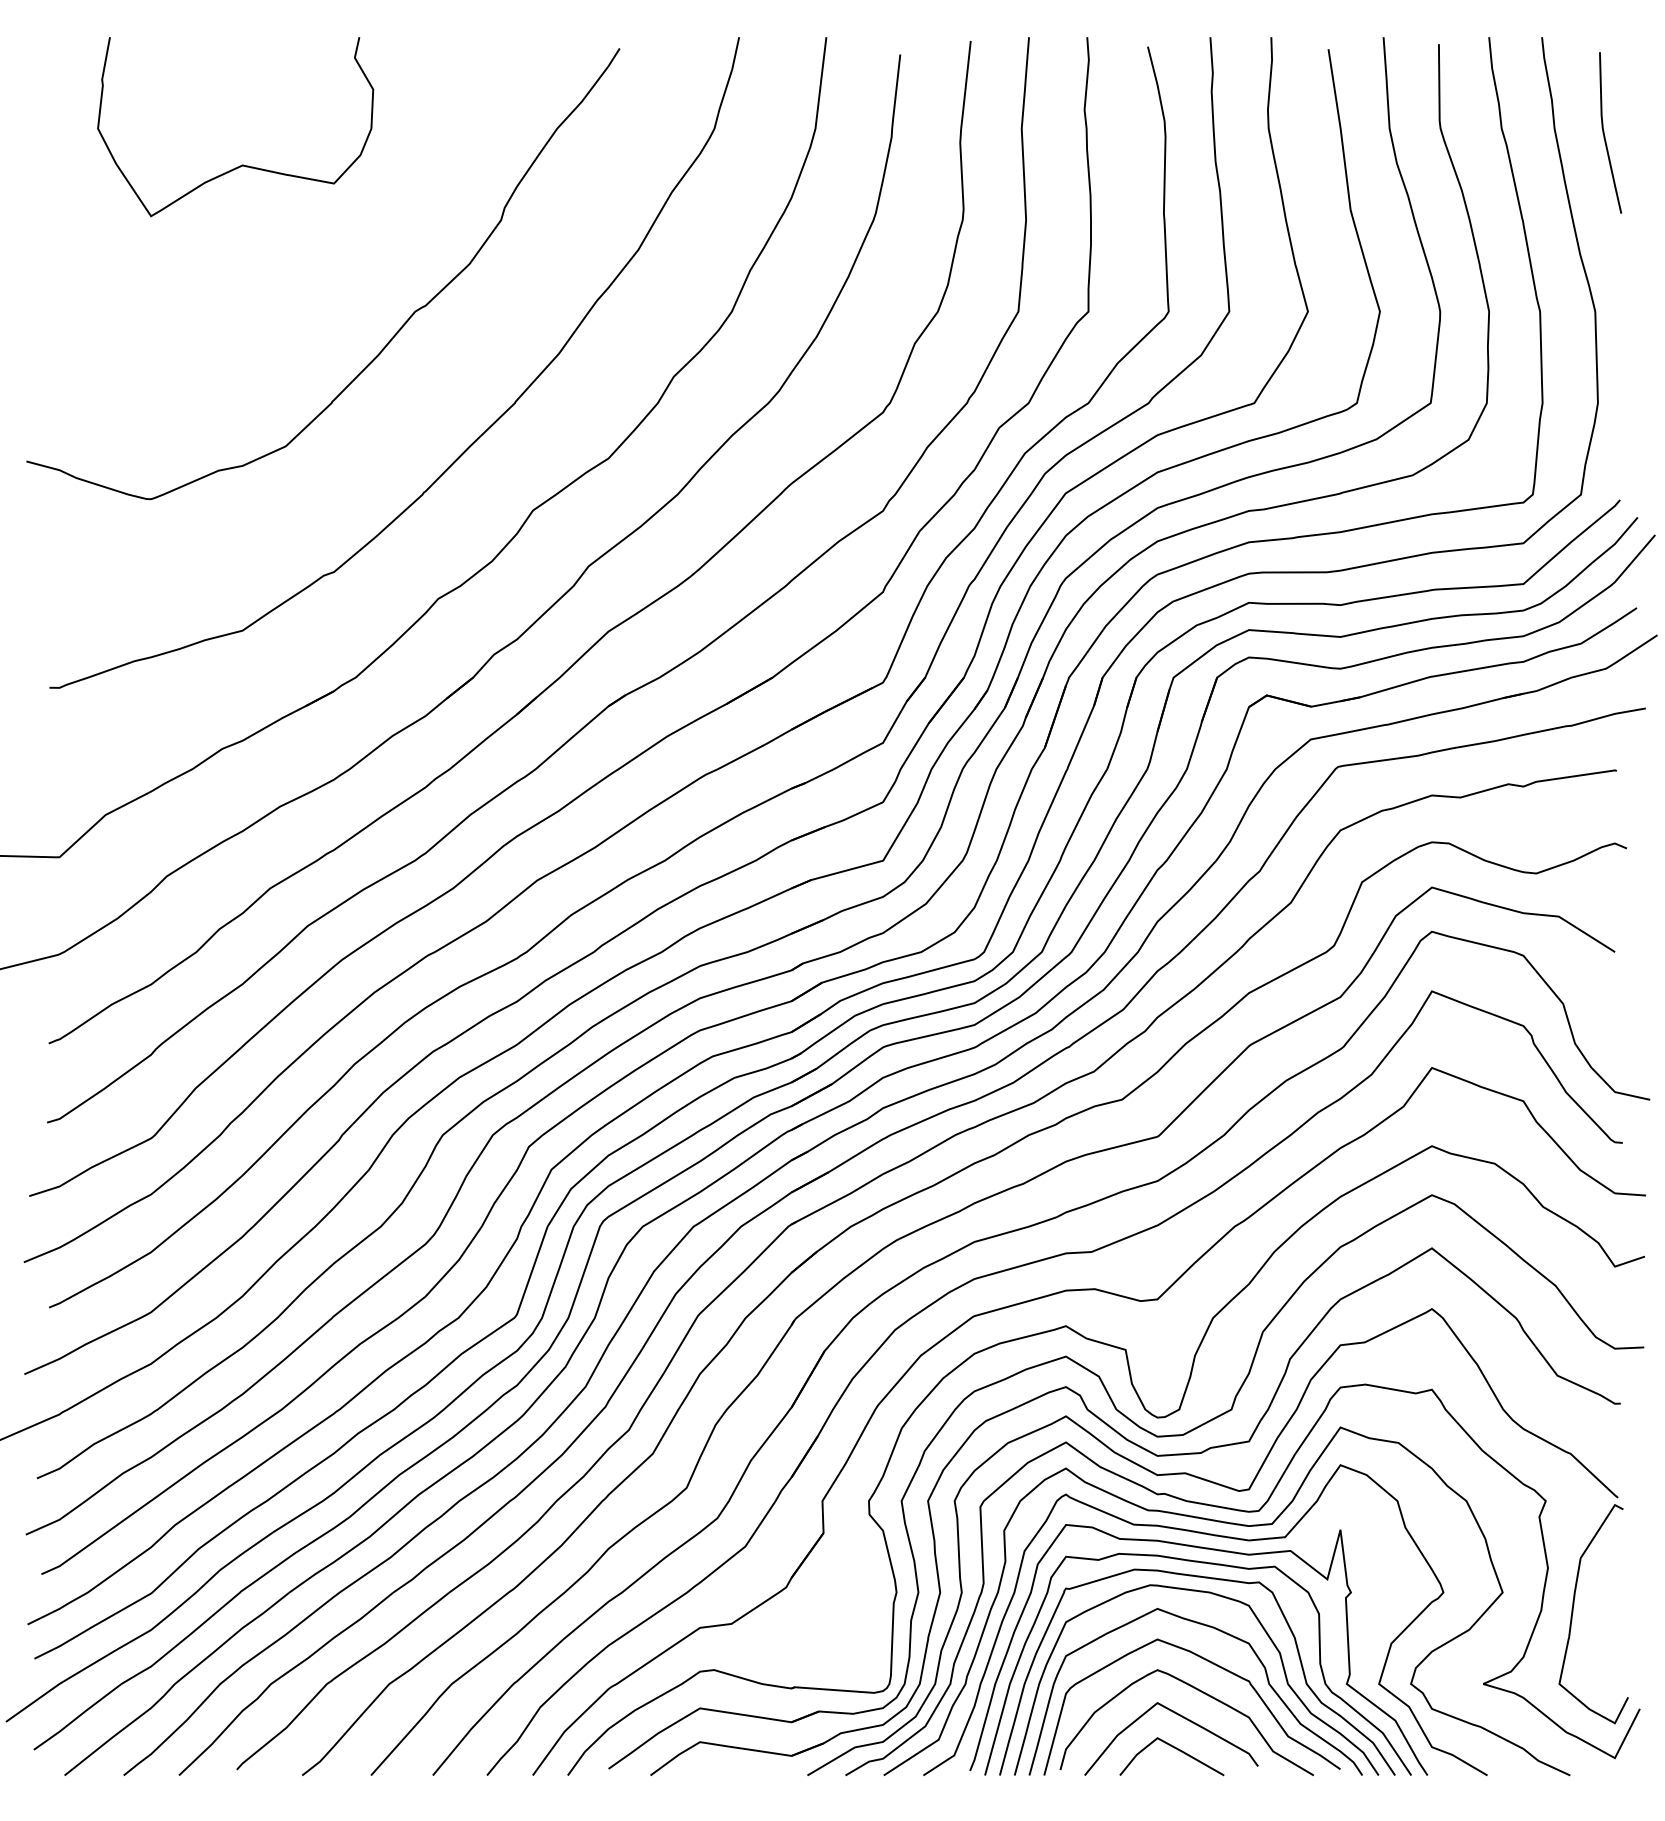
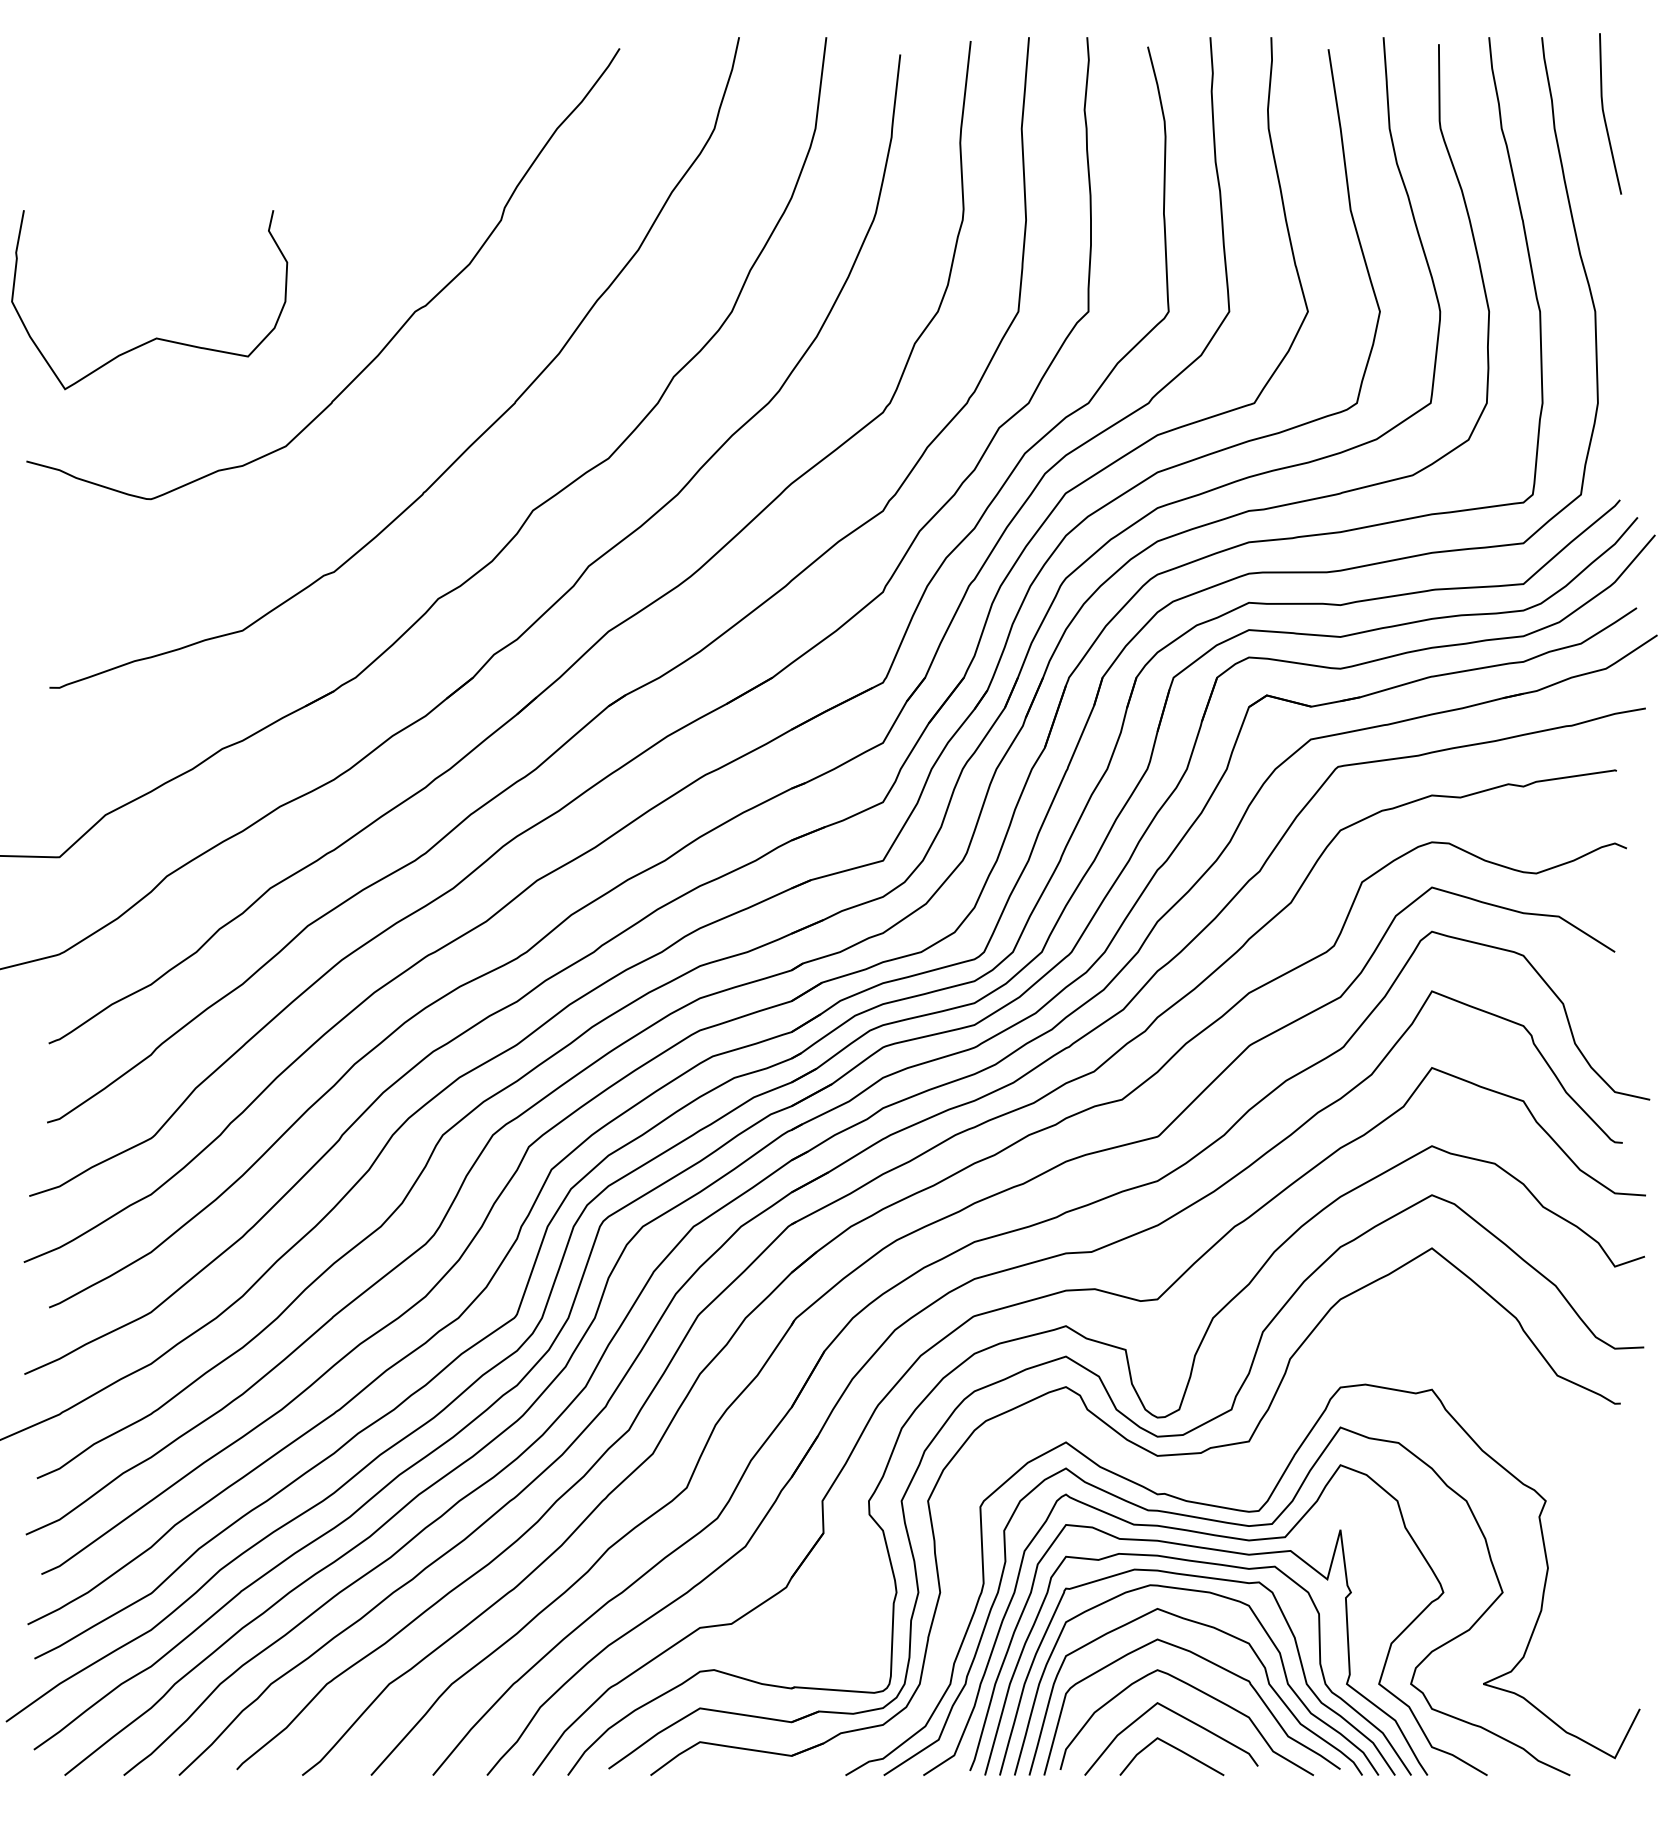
curve position: (1605, 135) -> (1605, 116) (1605, 116)
curve position: (242, 164) -> (156, 337) (156, 337)
part: present -> none (1233, 1490)
